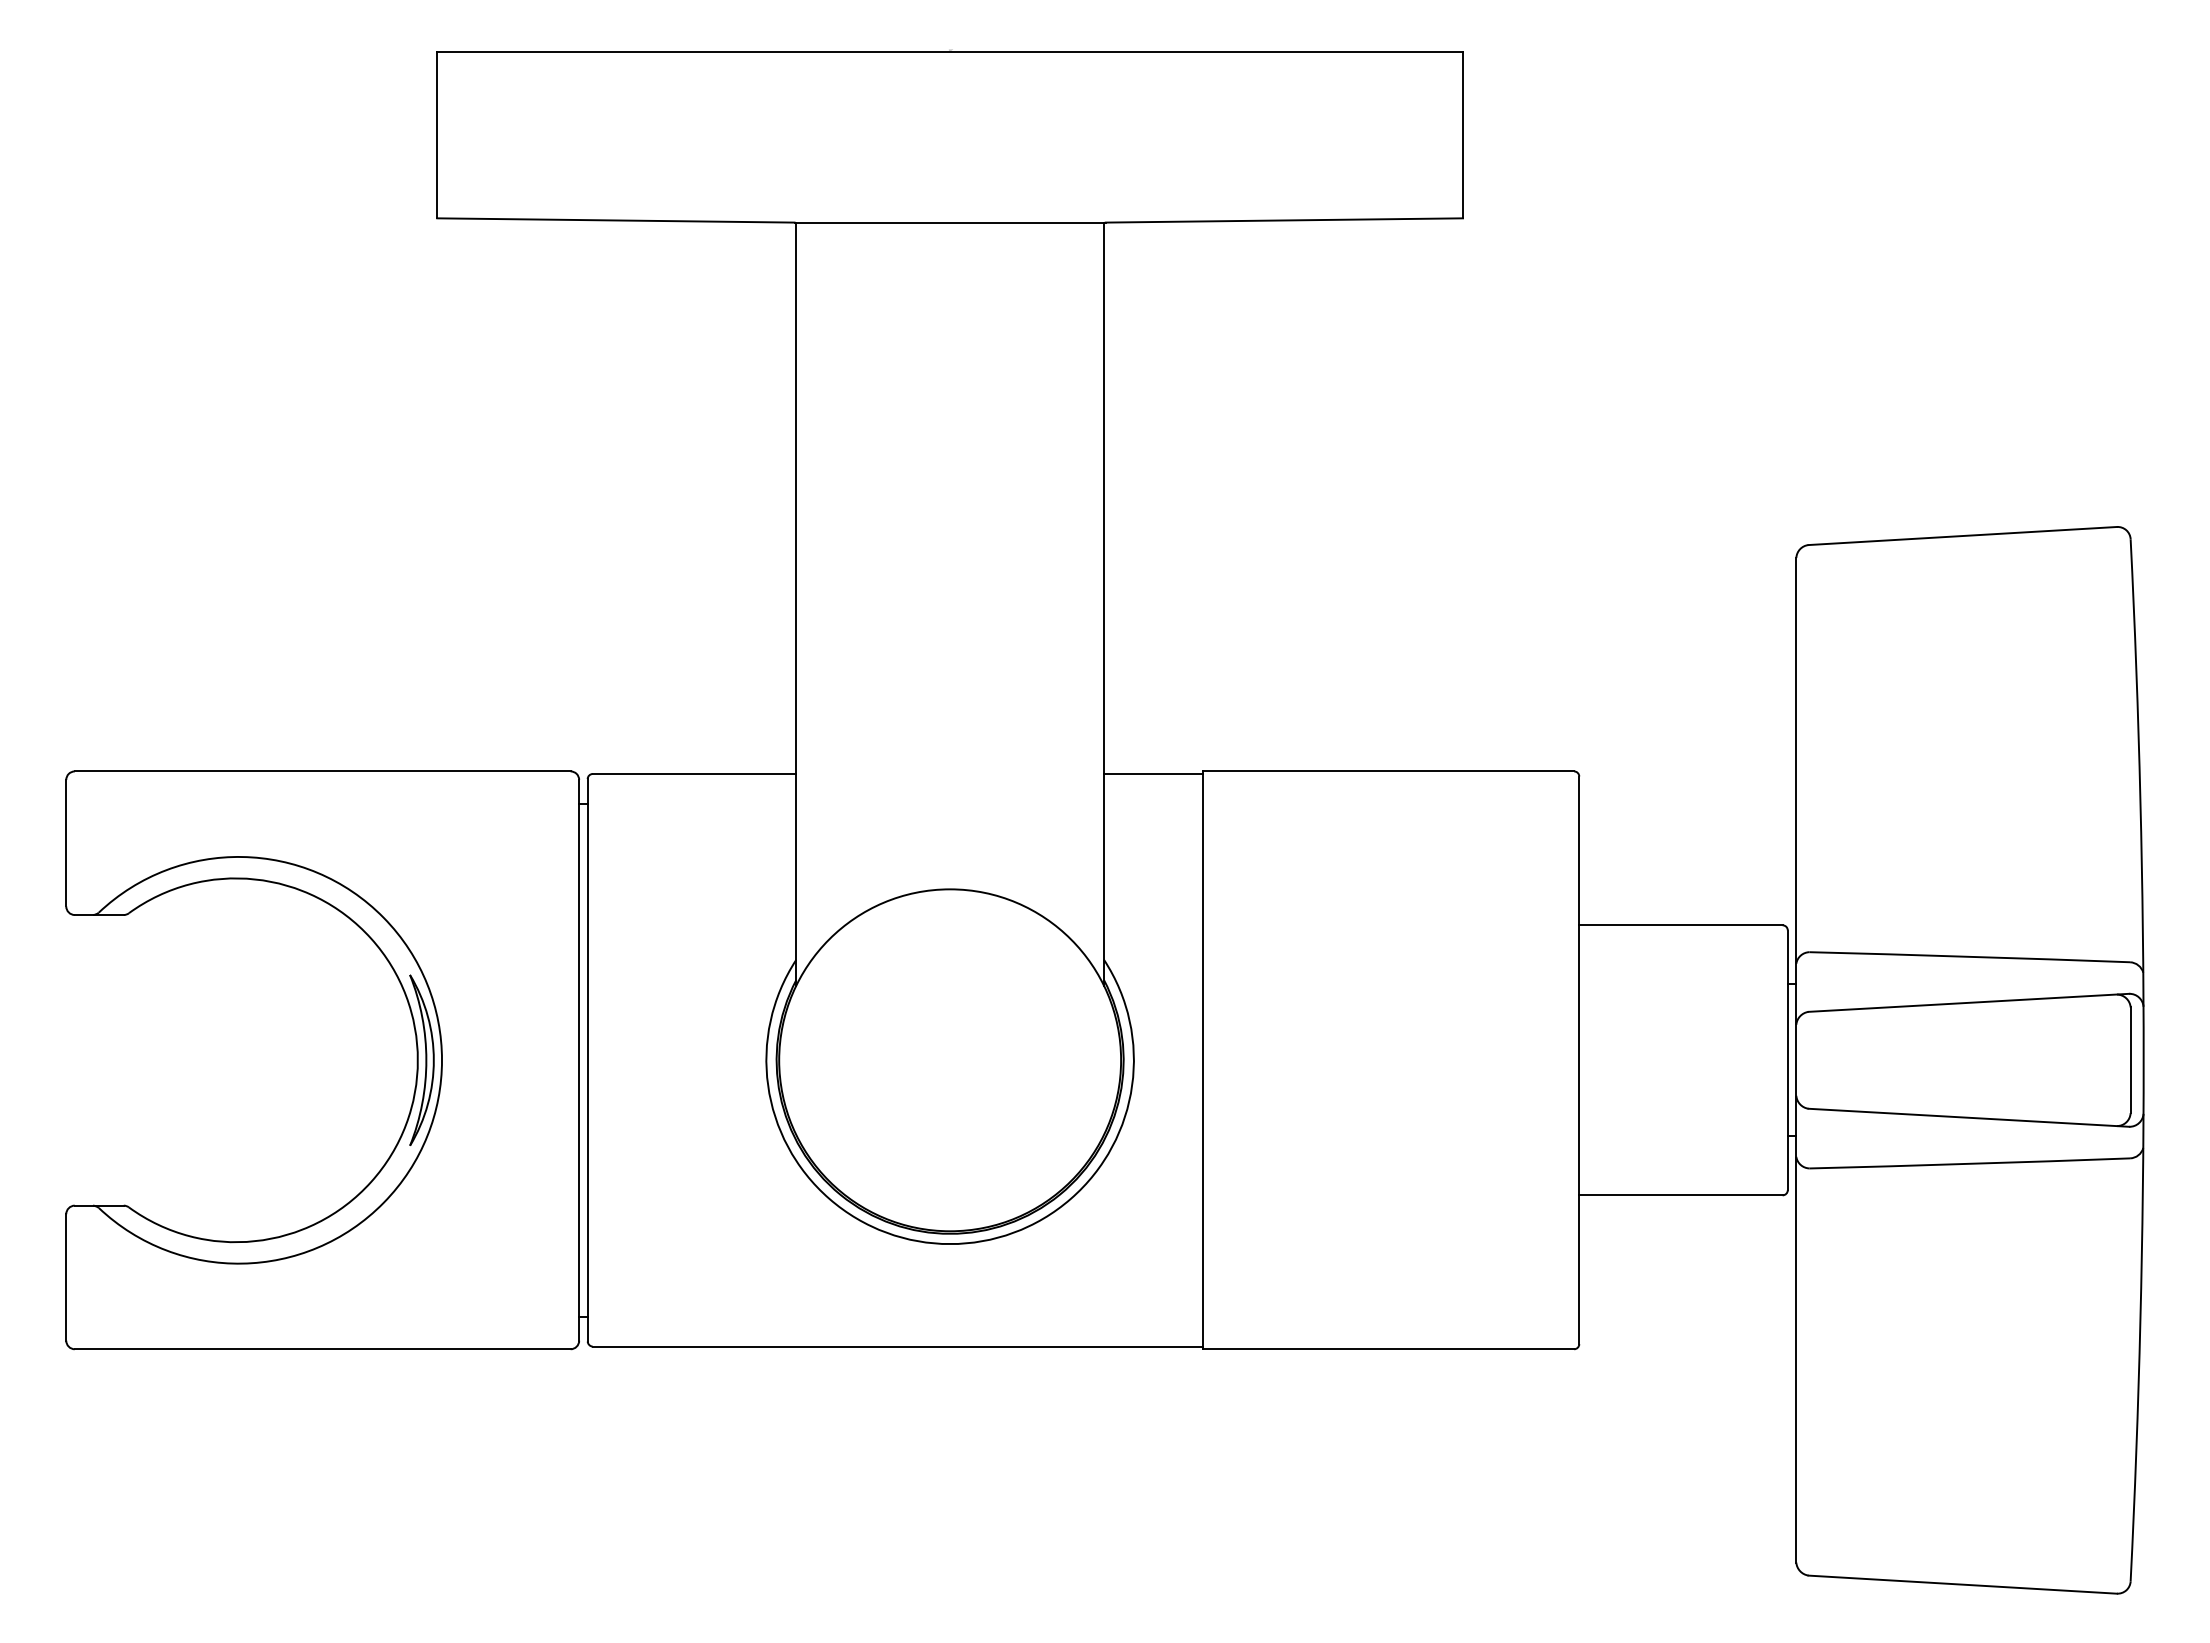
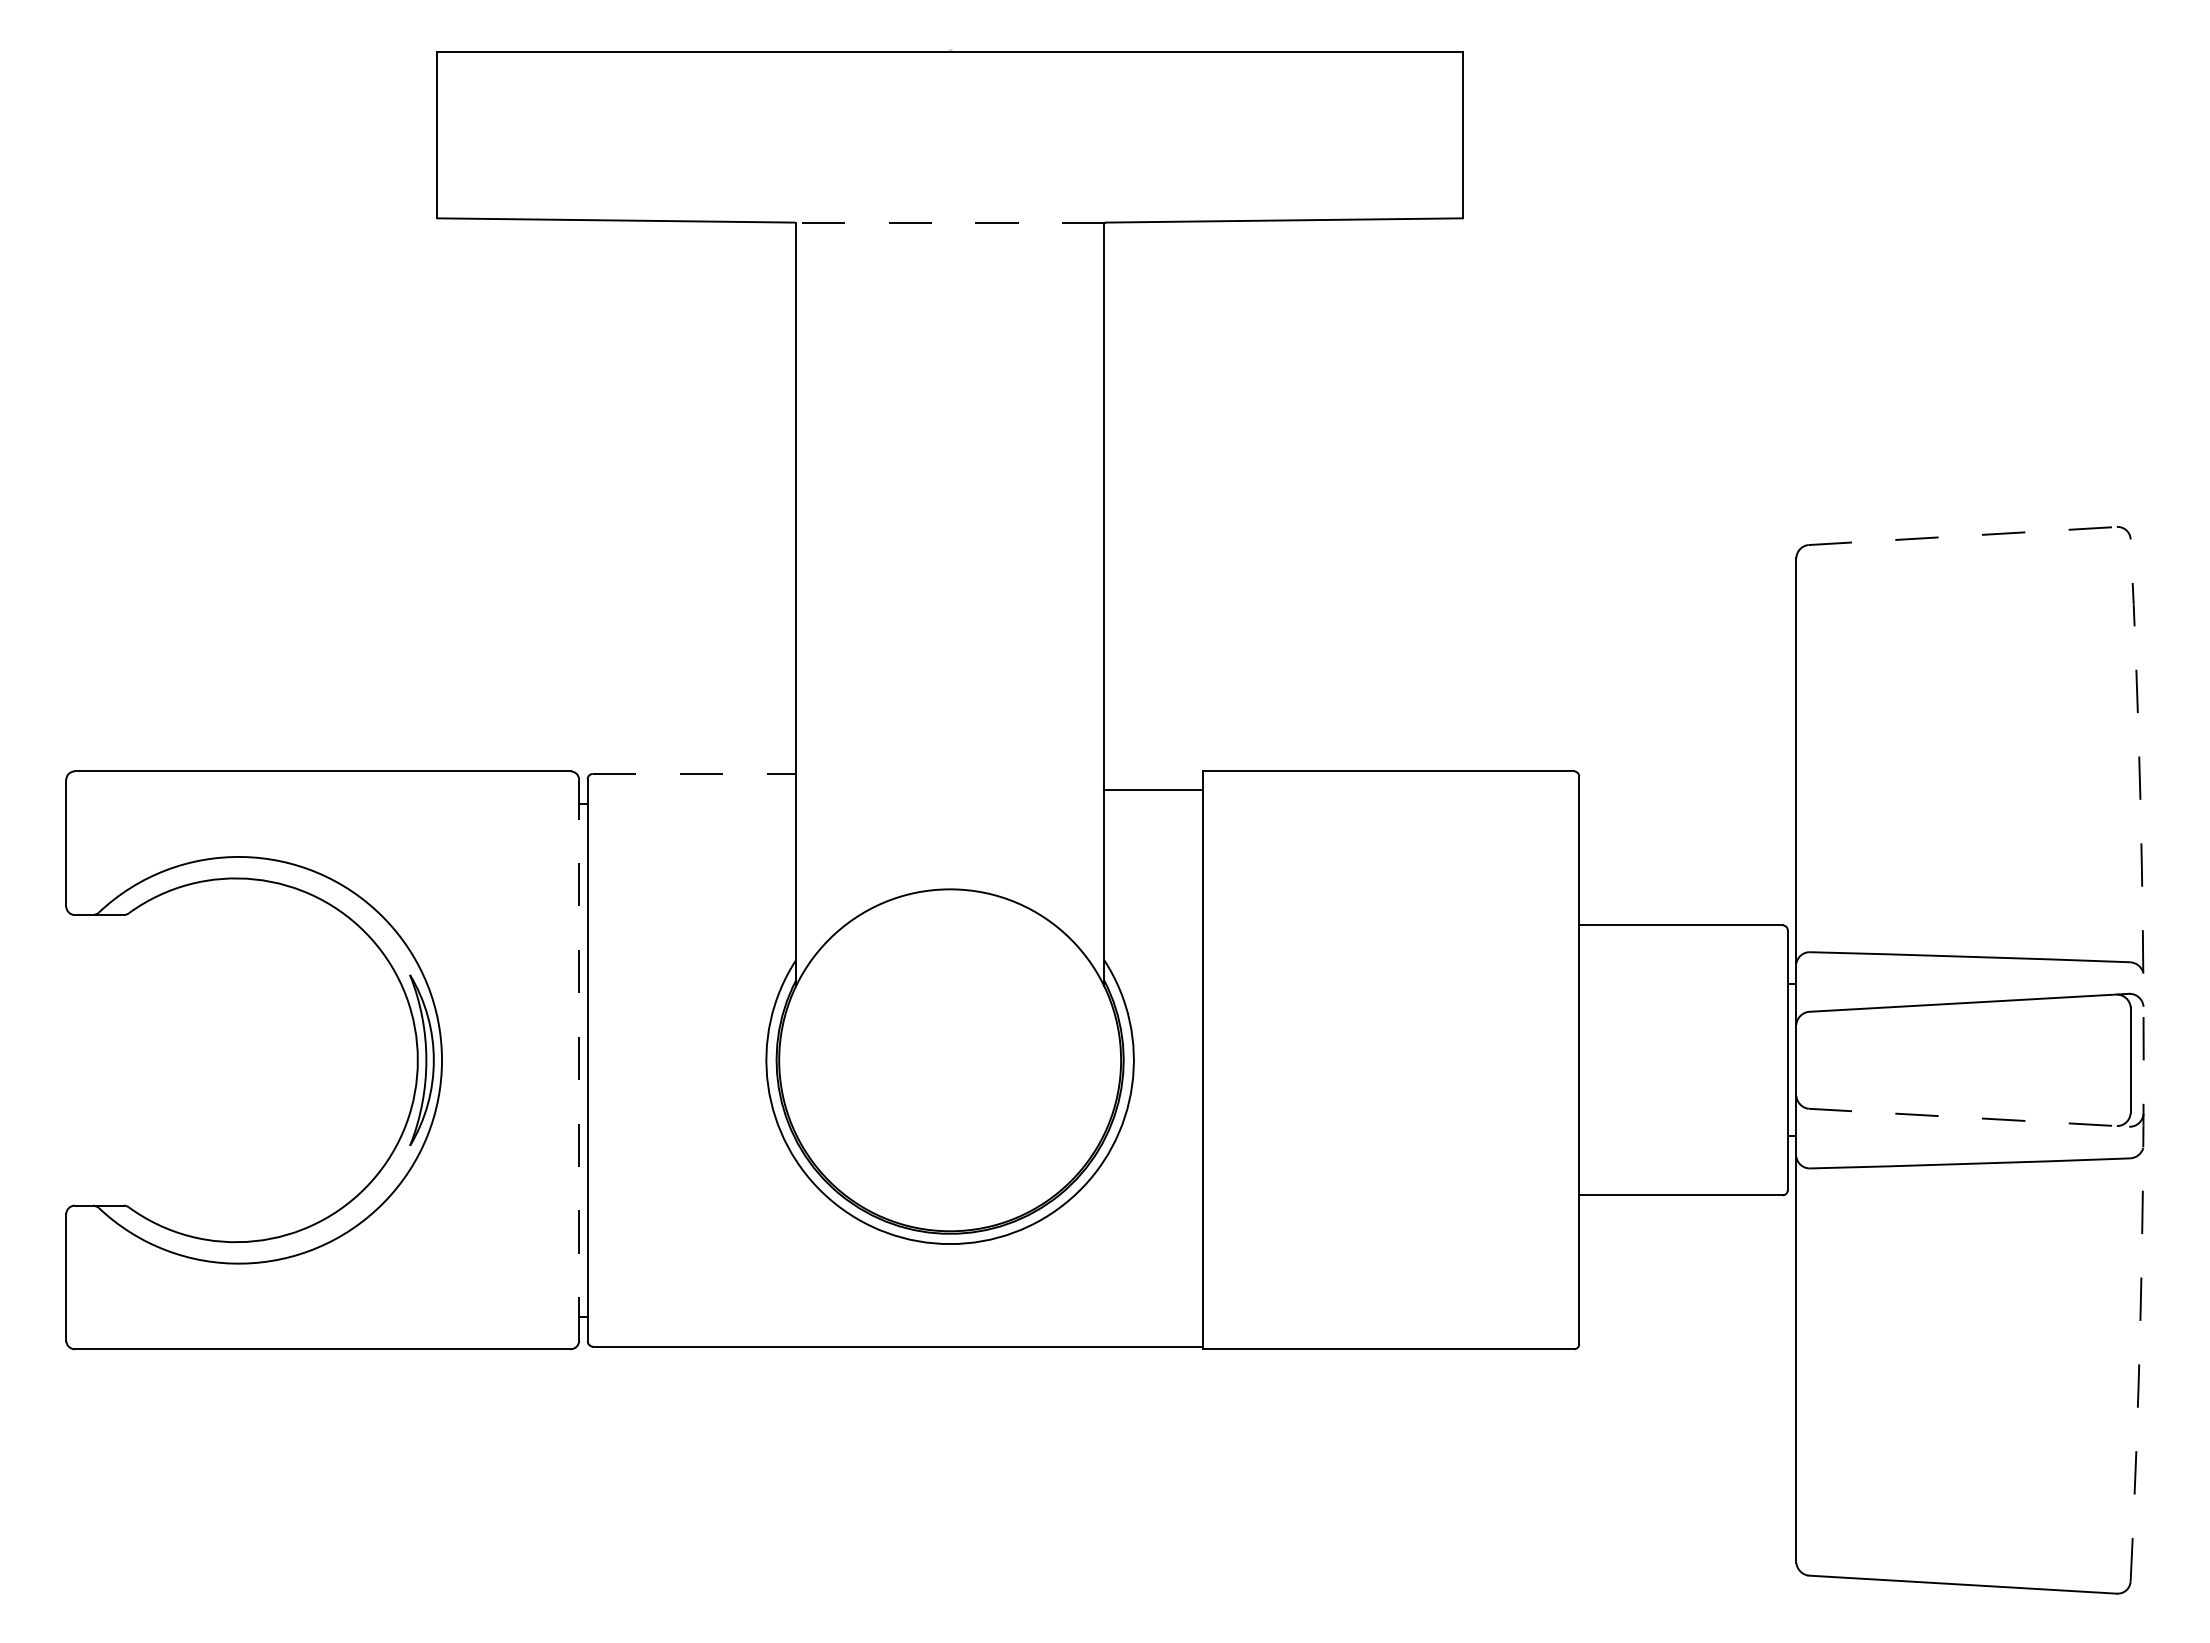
line: solid -> dashed (950, 222)
line: solid -> dashed (1963, 536)
line: solid -> dashed (694, 773)
line position: (1153, 773) -> (1153, 789) (1153, 789)
line: solid -> dashed (579, 1059)
arc: solid -> dashed (2143, 1060)
line: solid -> dashed (1968, 1117)
